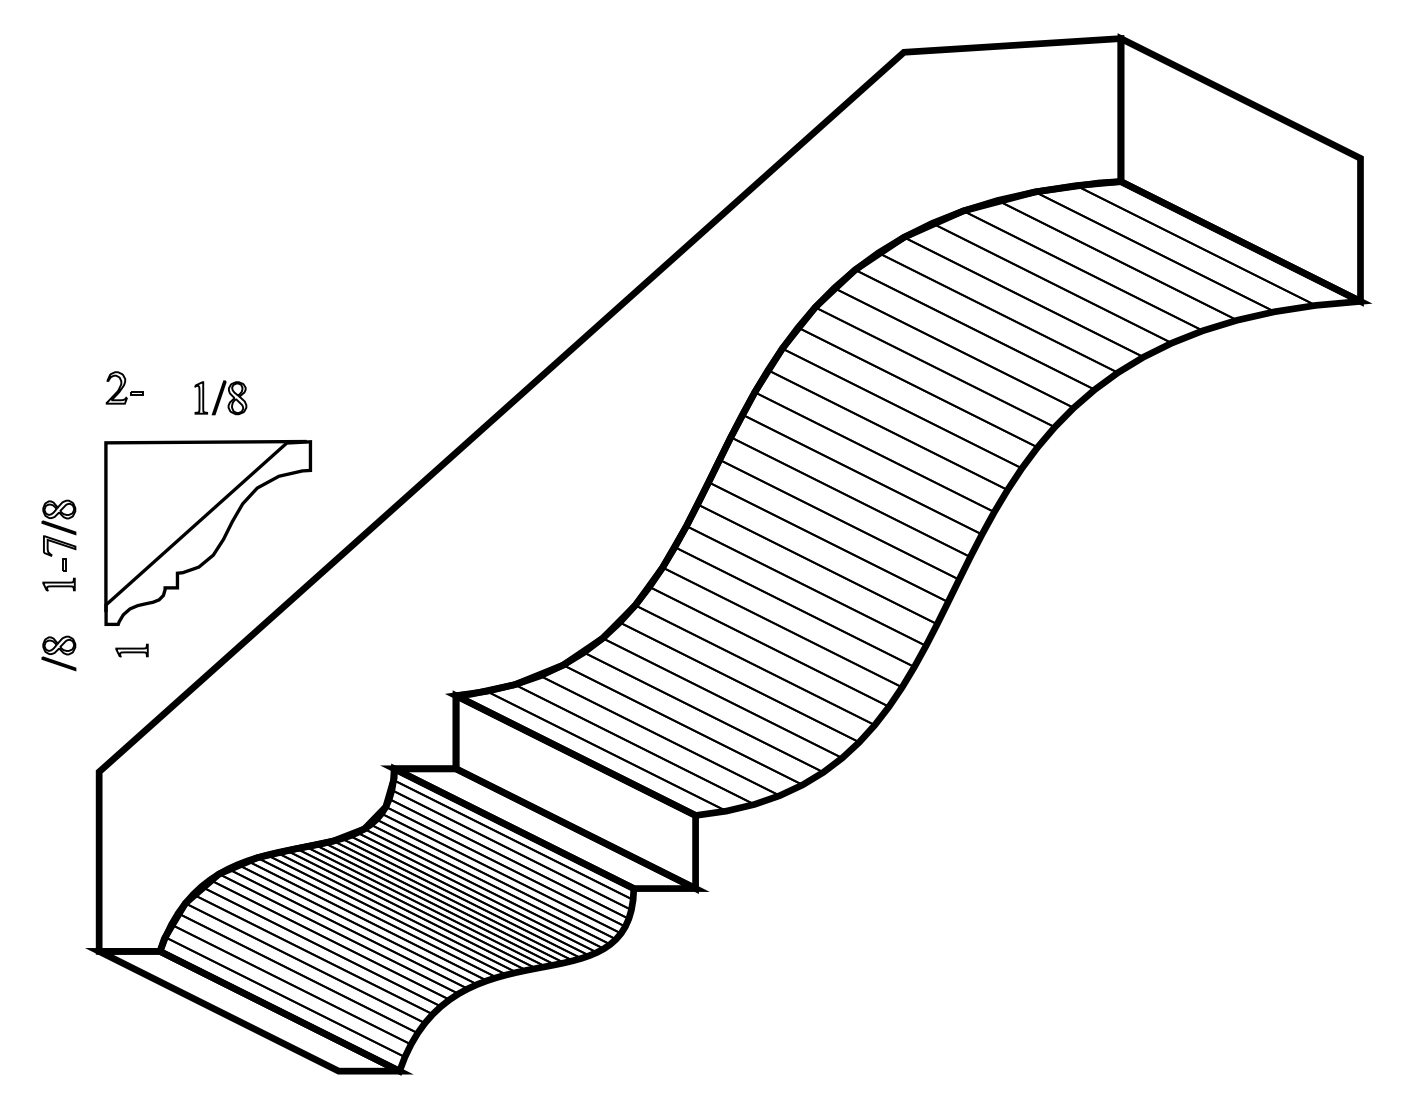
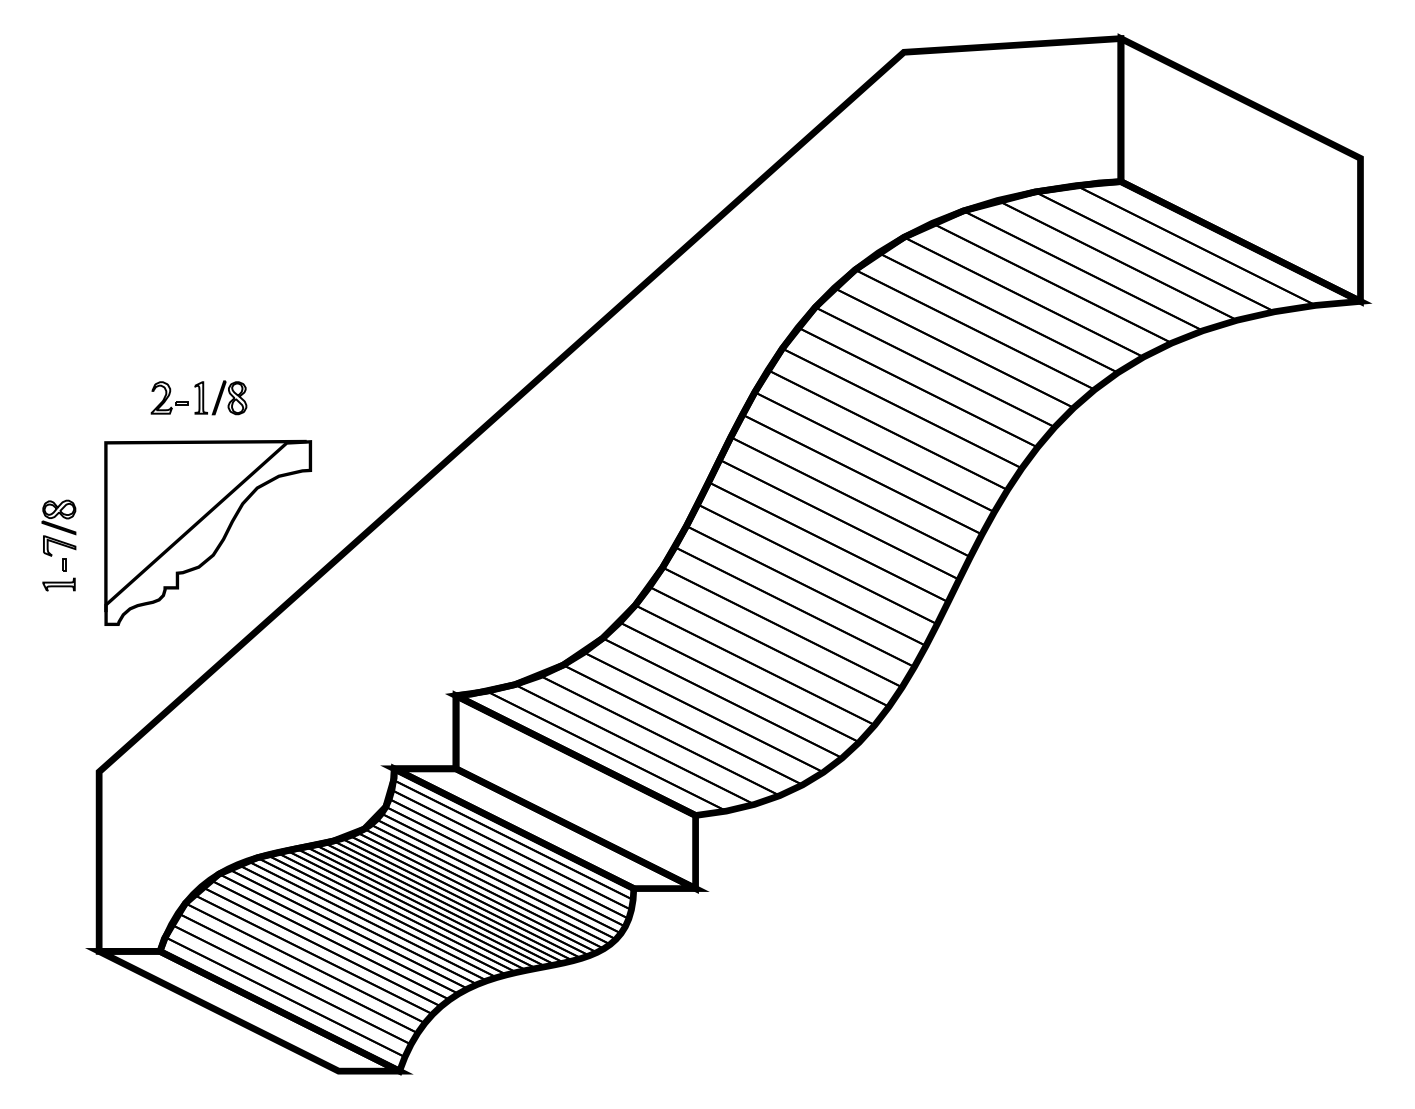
part position: (124, 387) -> (169, 397) (169, 397)
part: present -> none (131, 650)
part: present -> none (58, 653)
